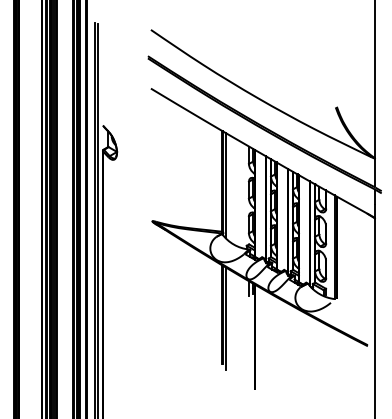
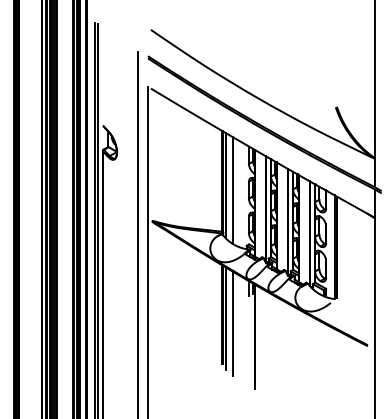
line: none -> present (232, 190)
line: none -> present (138, 233)
line: none -> present (147, 251)
line: none -> present (232, 323)
